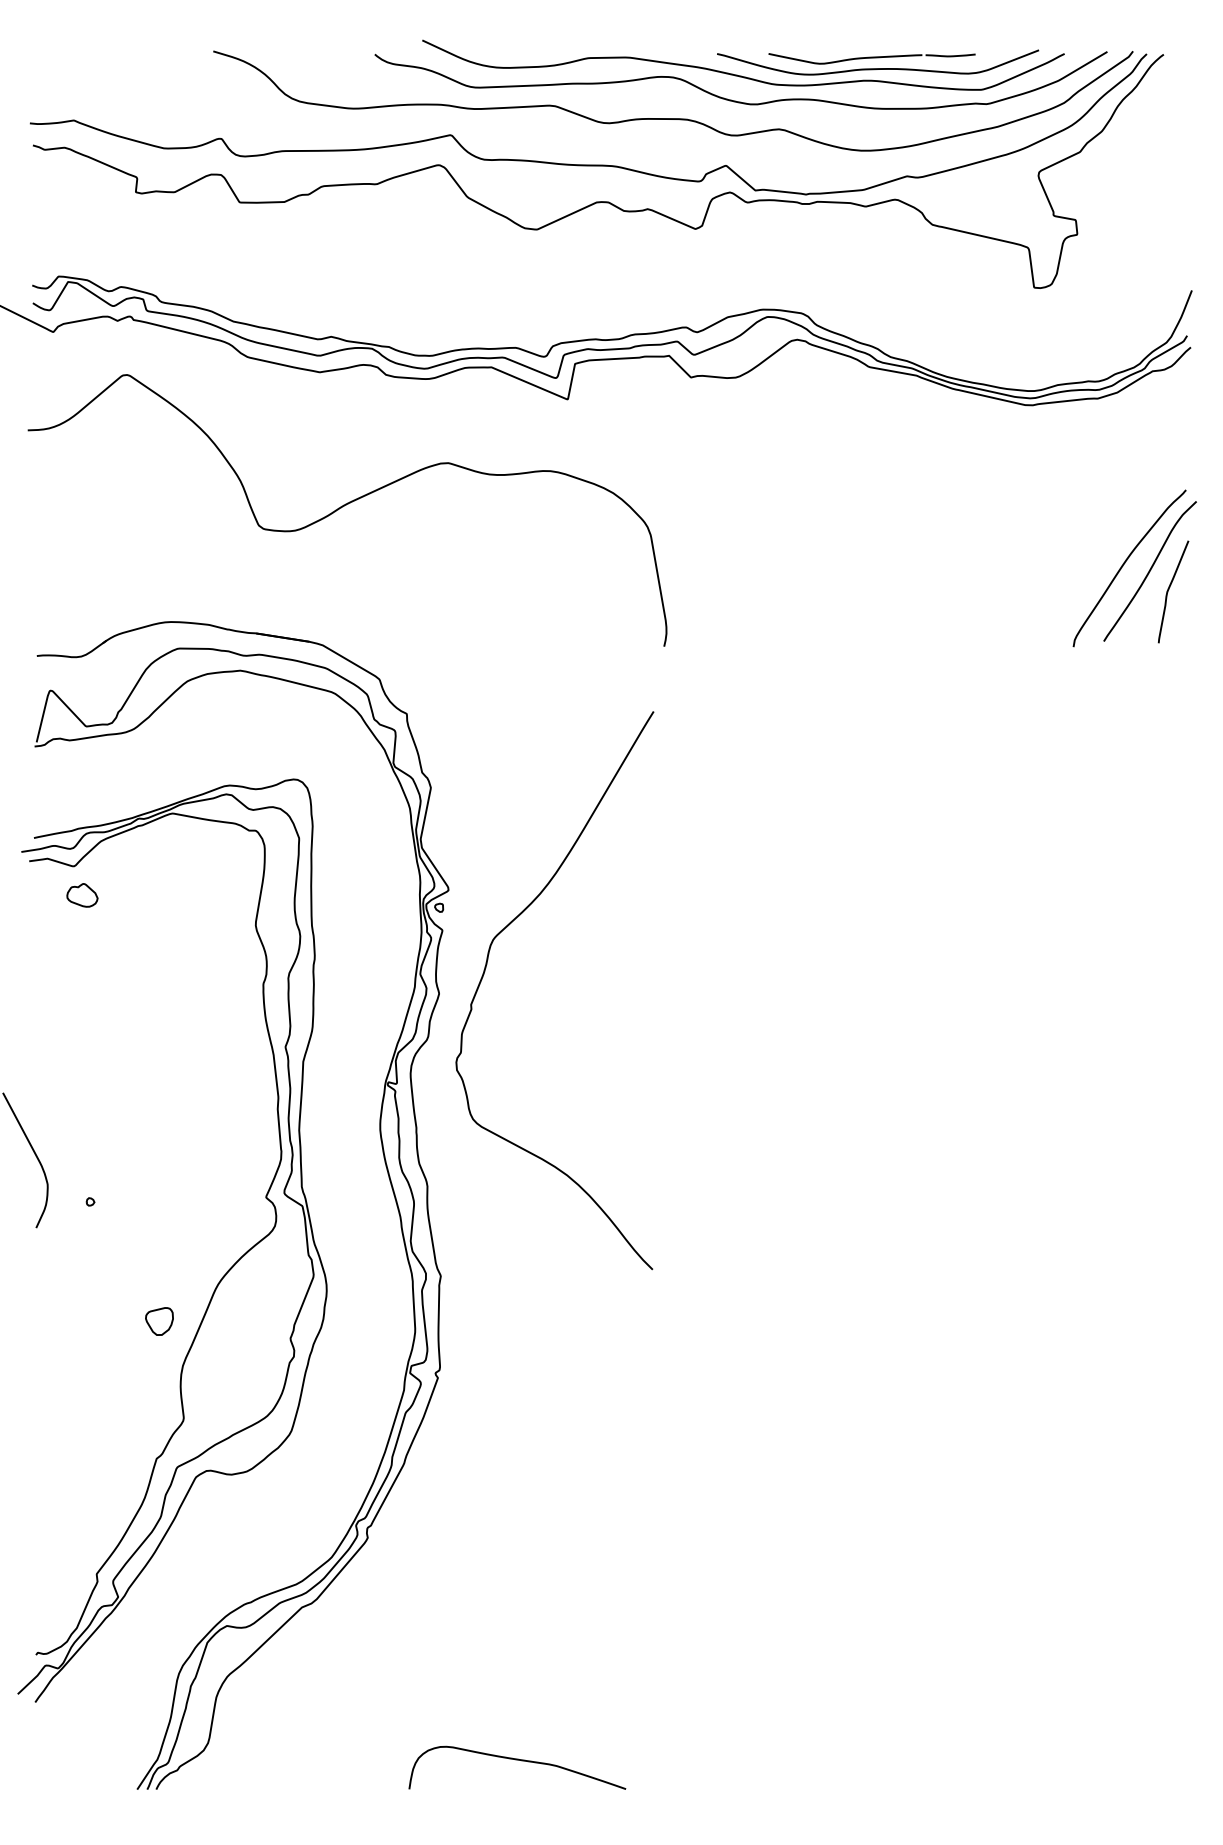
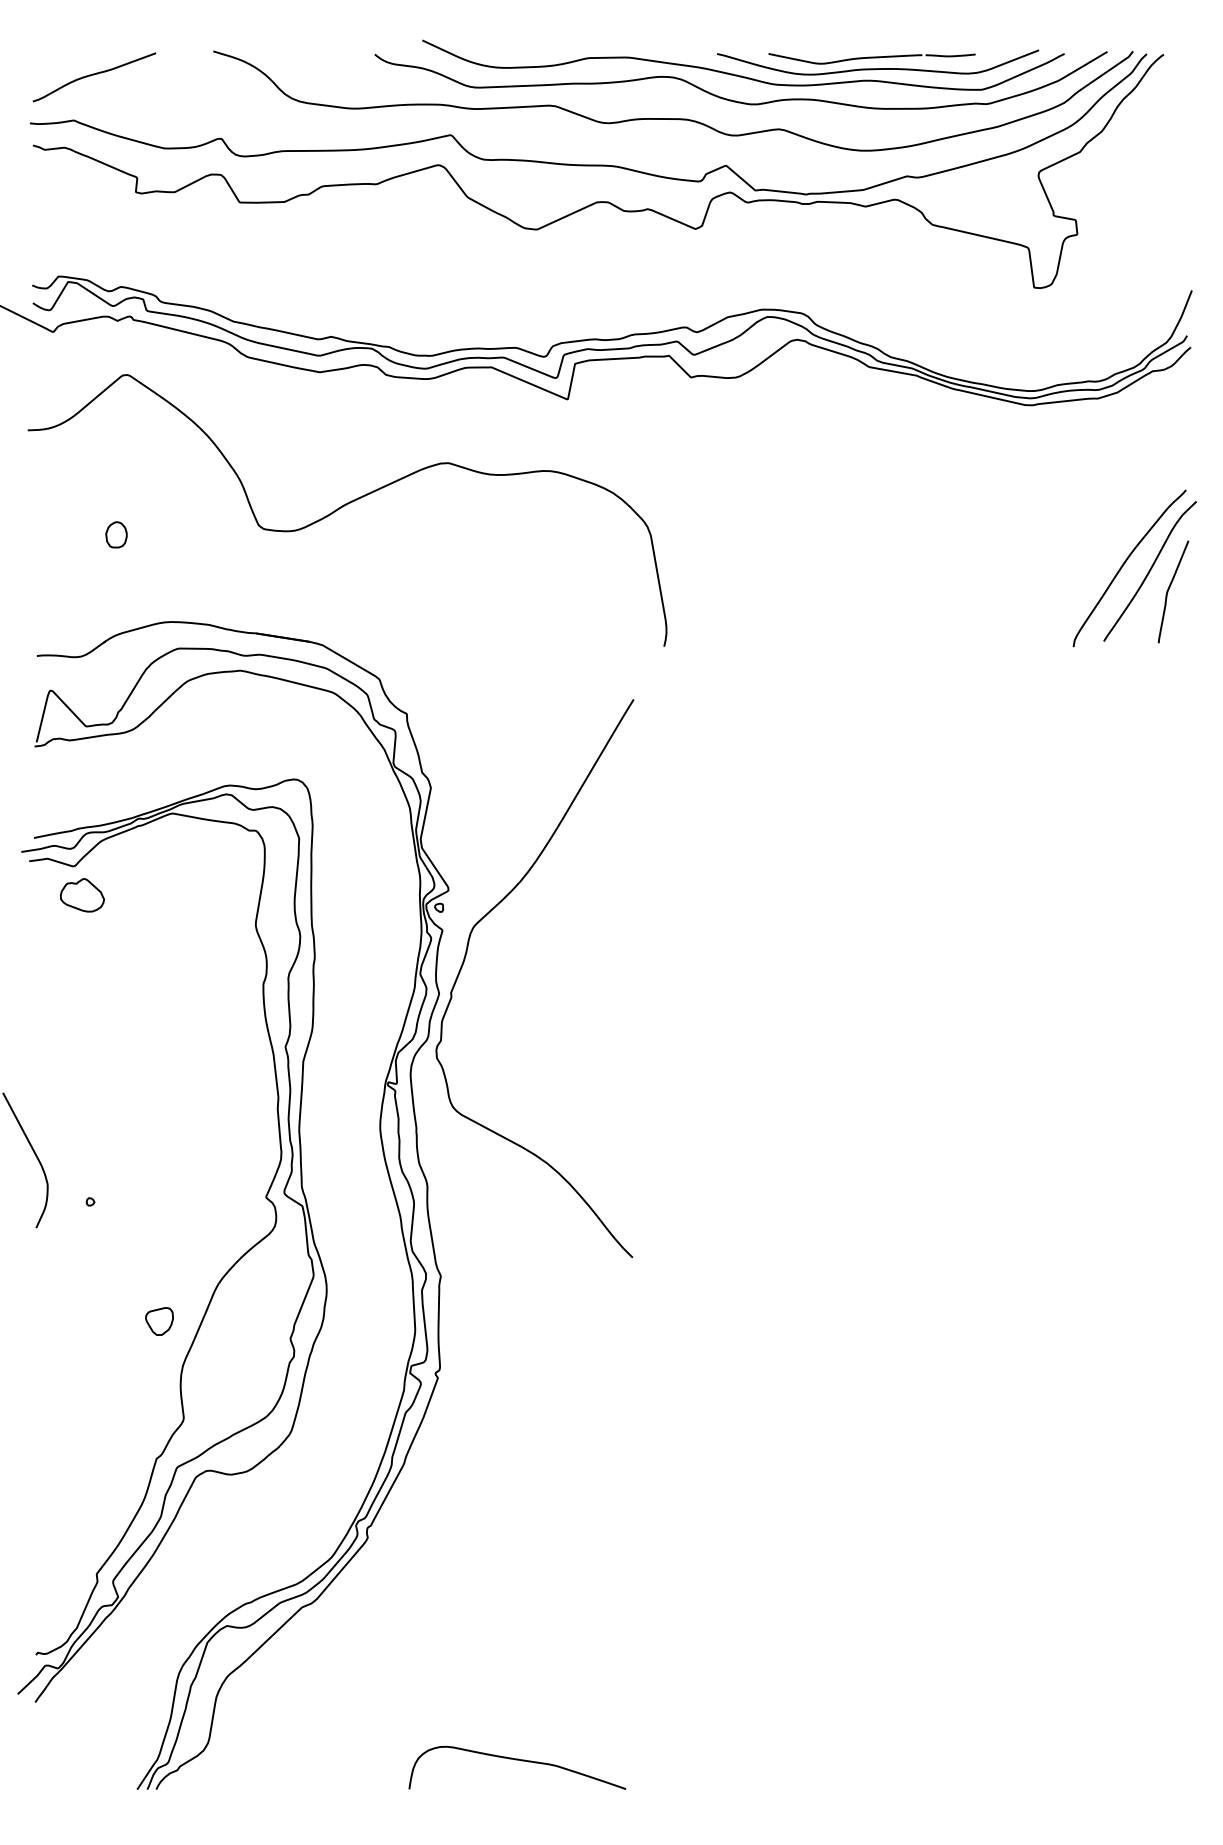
curve: none -> present (94, 75)
part: none -> present (116, 534)
part size: 33x25 px -> 47x35 px (82, 895)
curve position: (486, 968) -> (466, 956) (466, 956)
